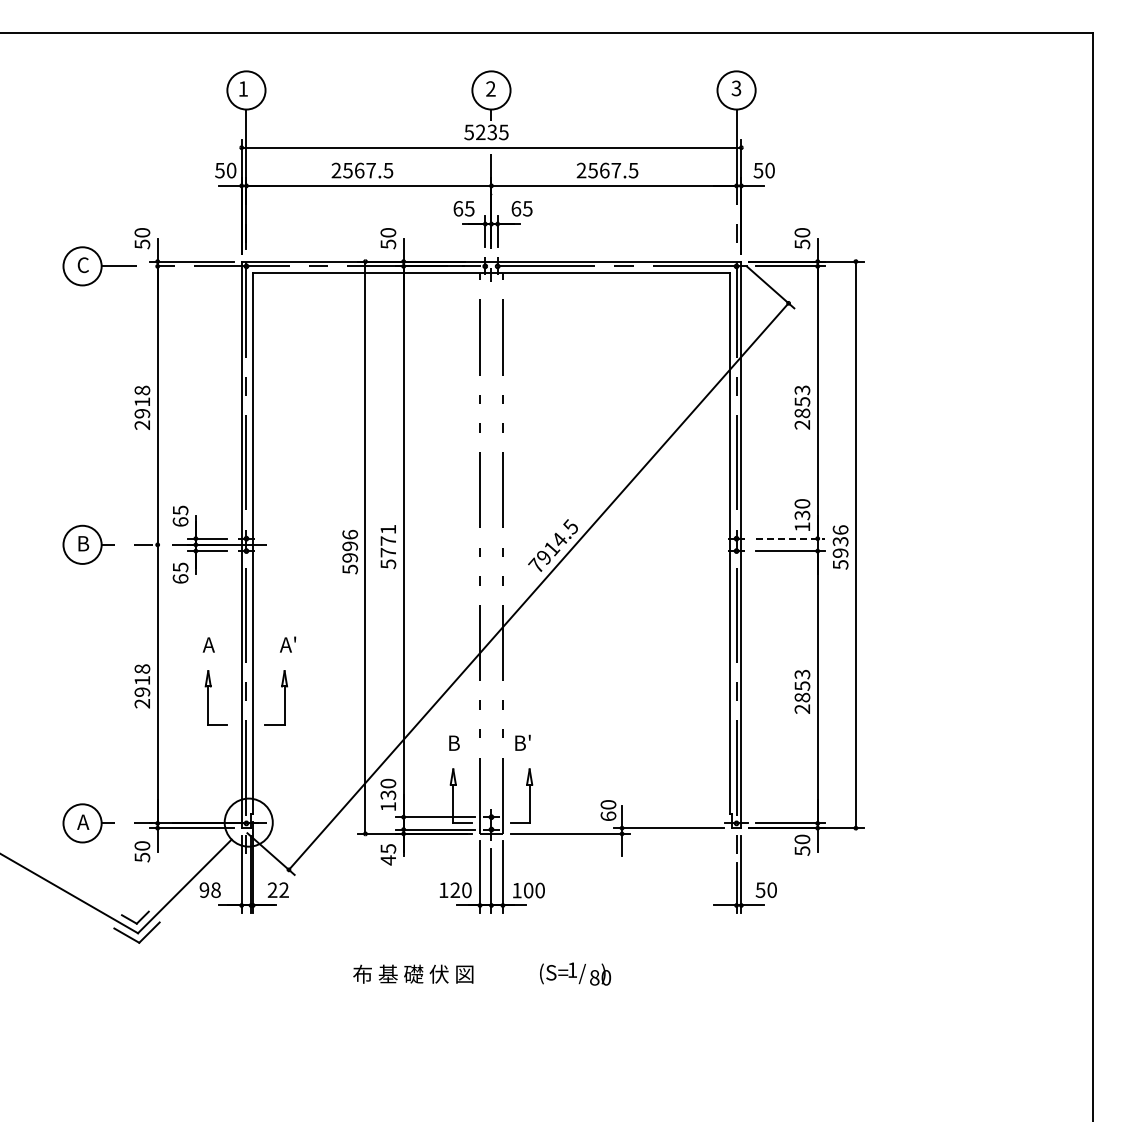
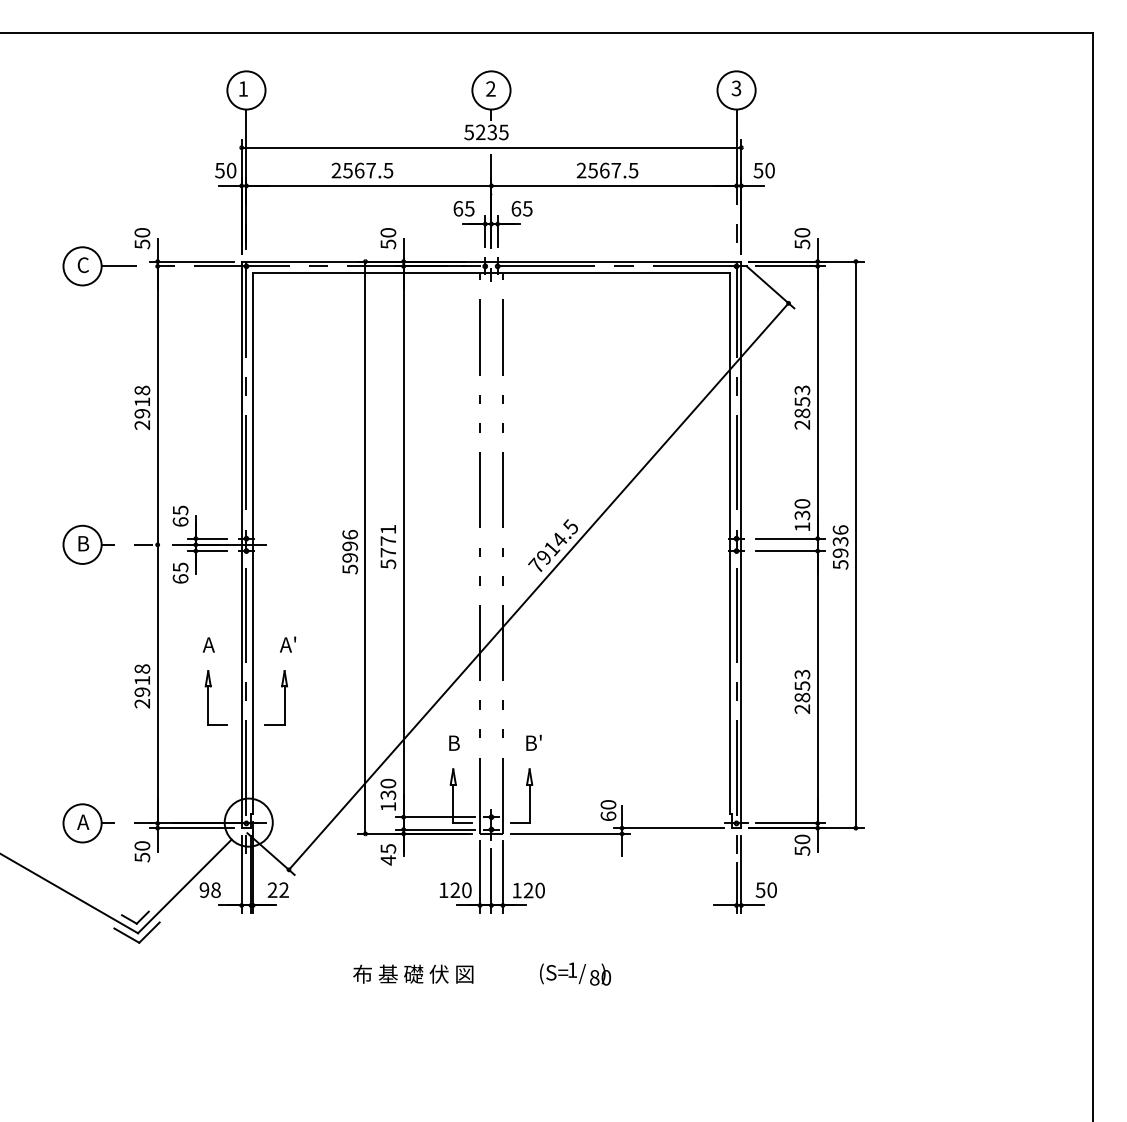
line: dashed -> solid (790, 538)
text position: (522, 742) -> (533, 742) (533, 742)
text: 100 -> 120 (528, 890)
